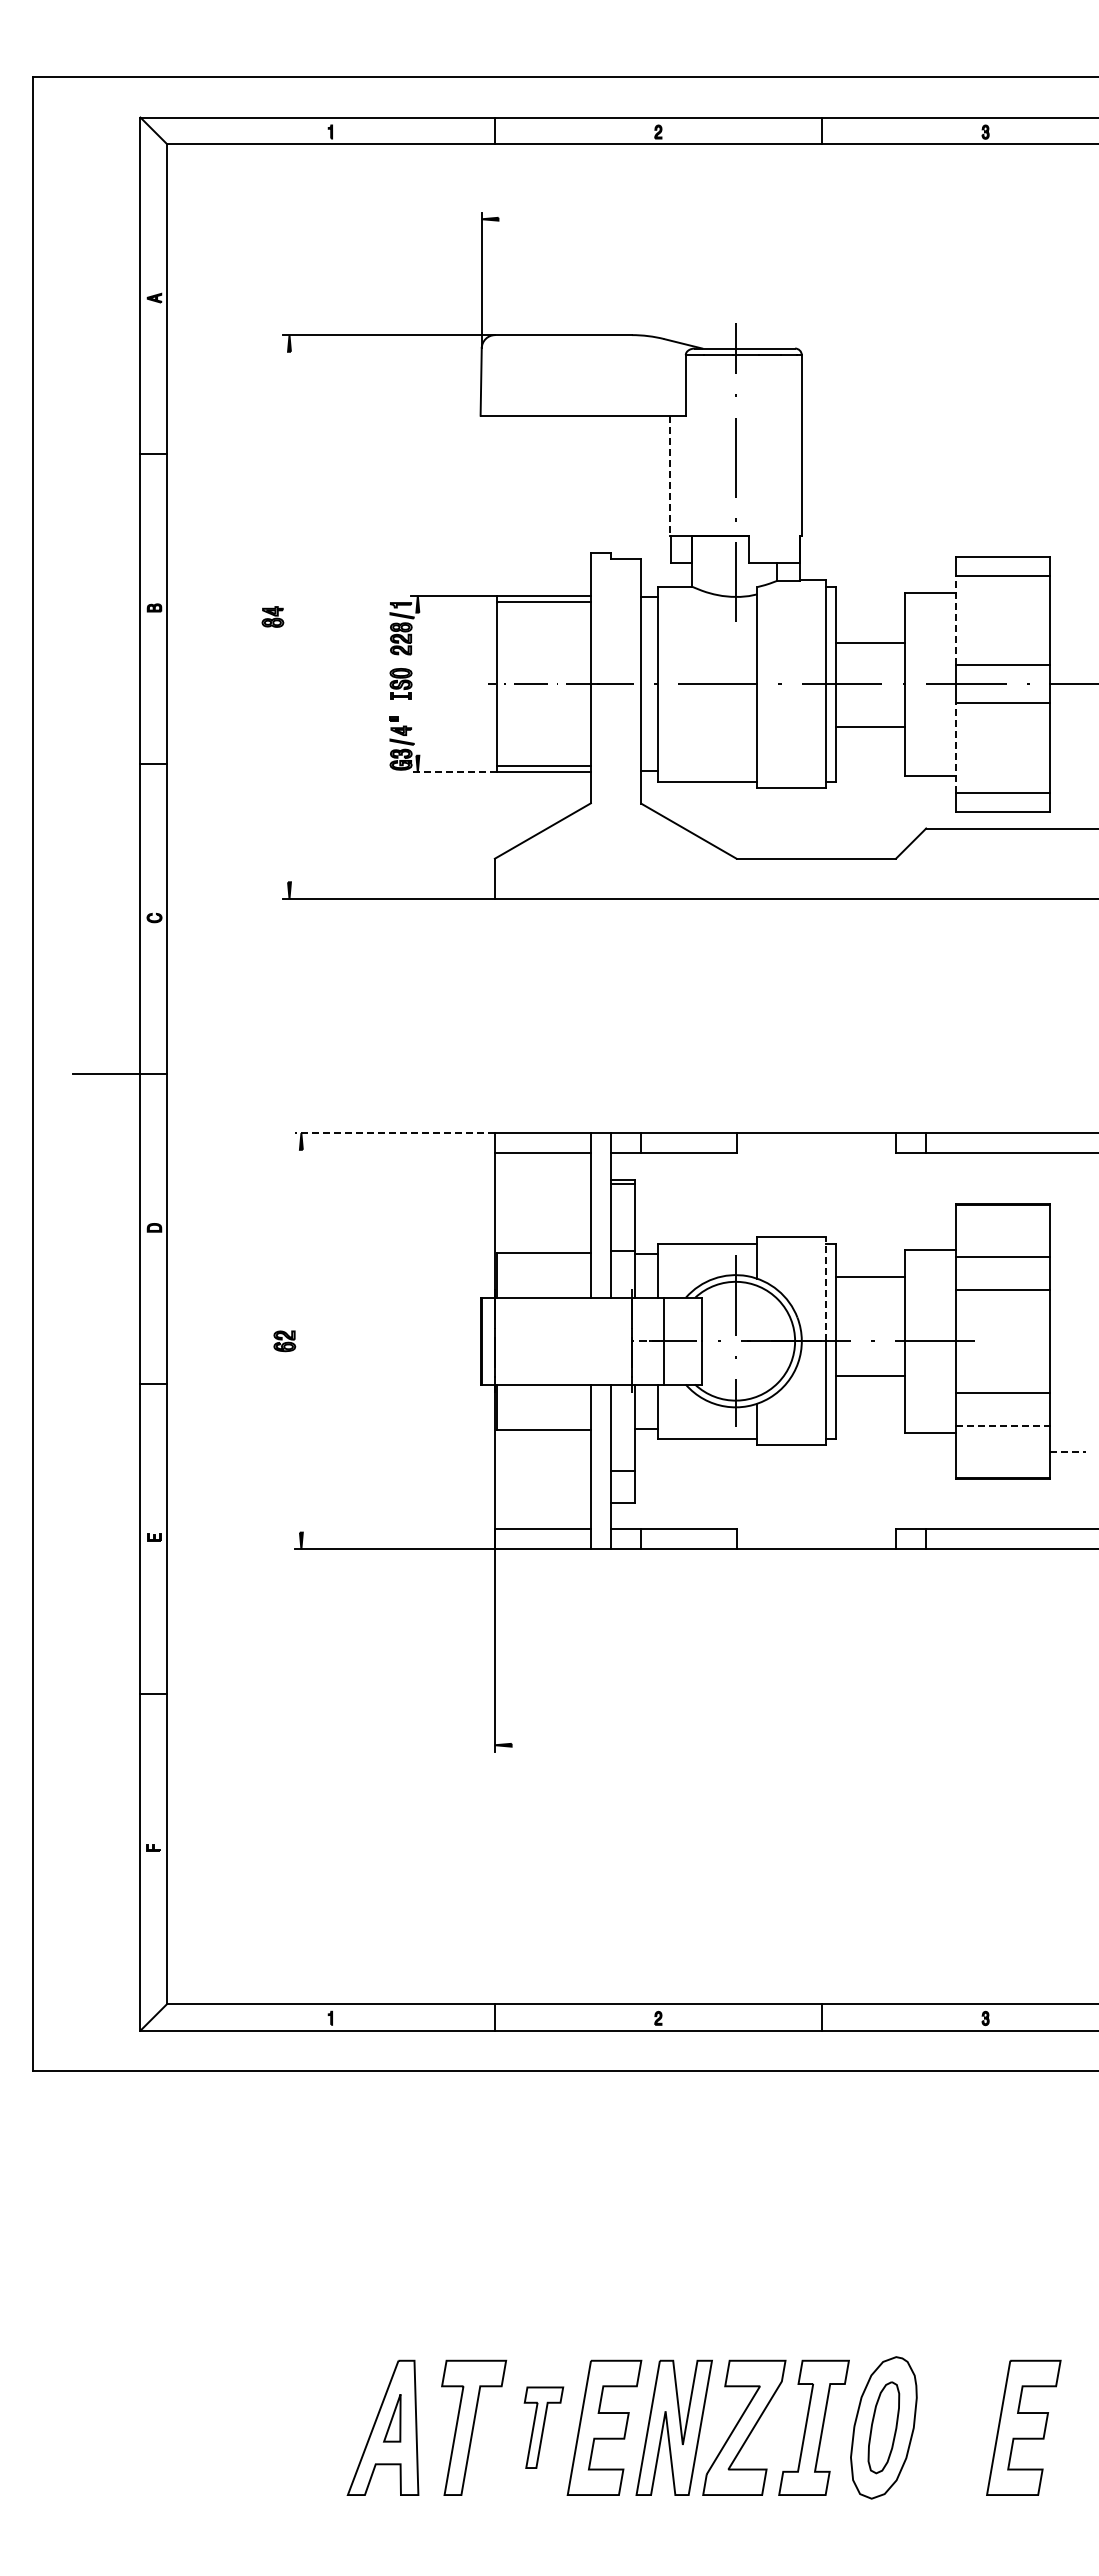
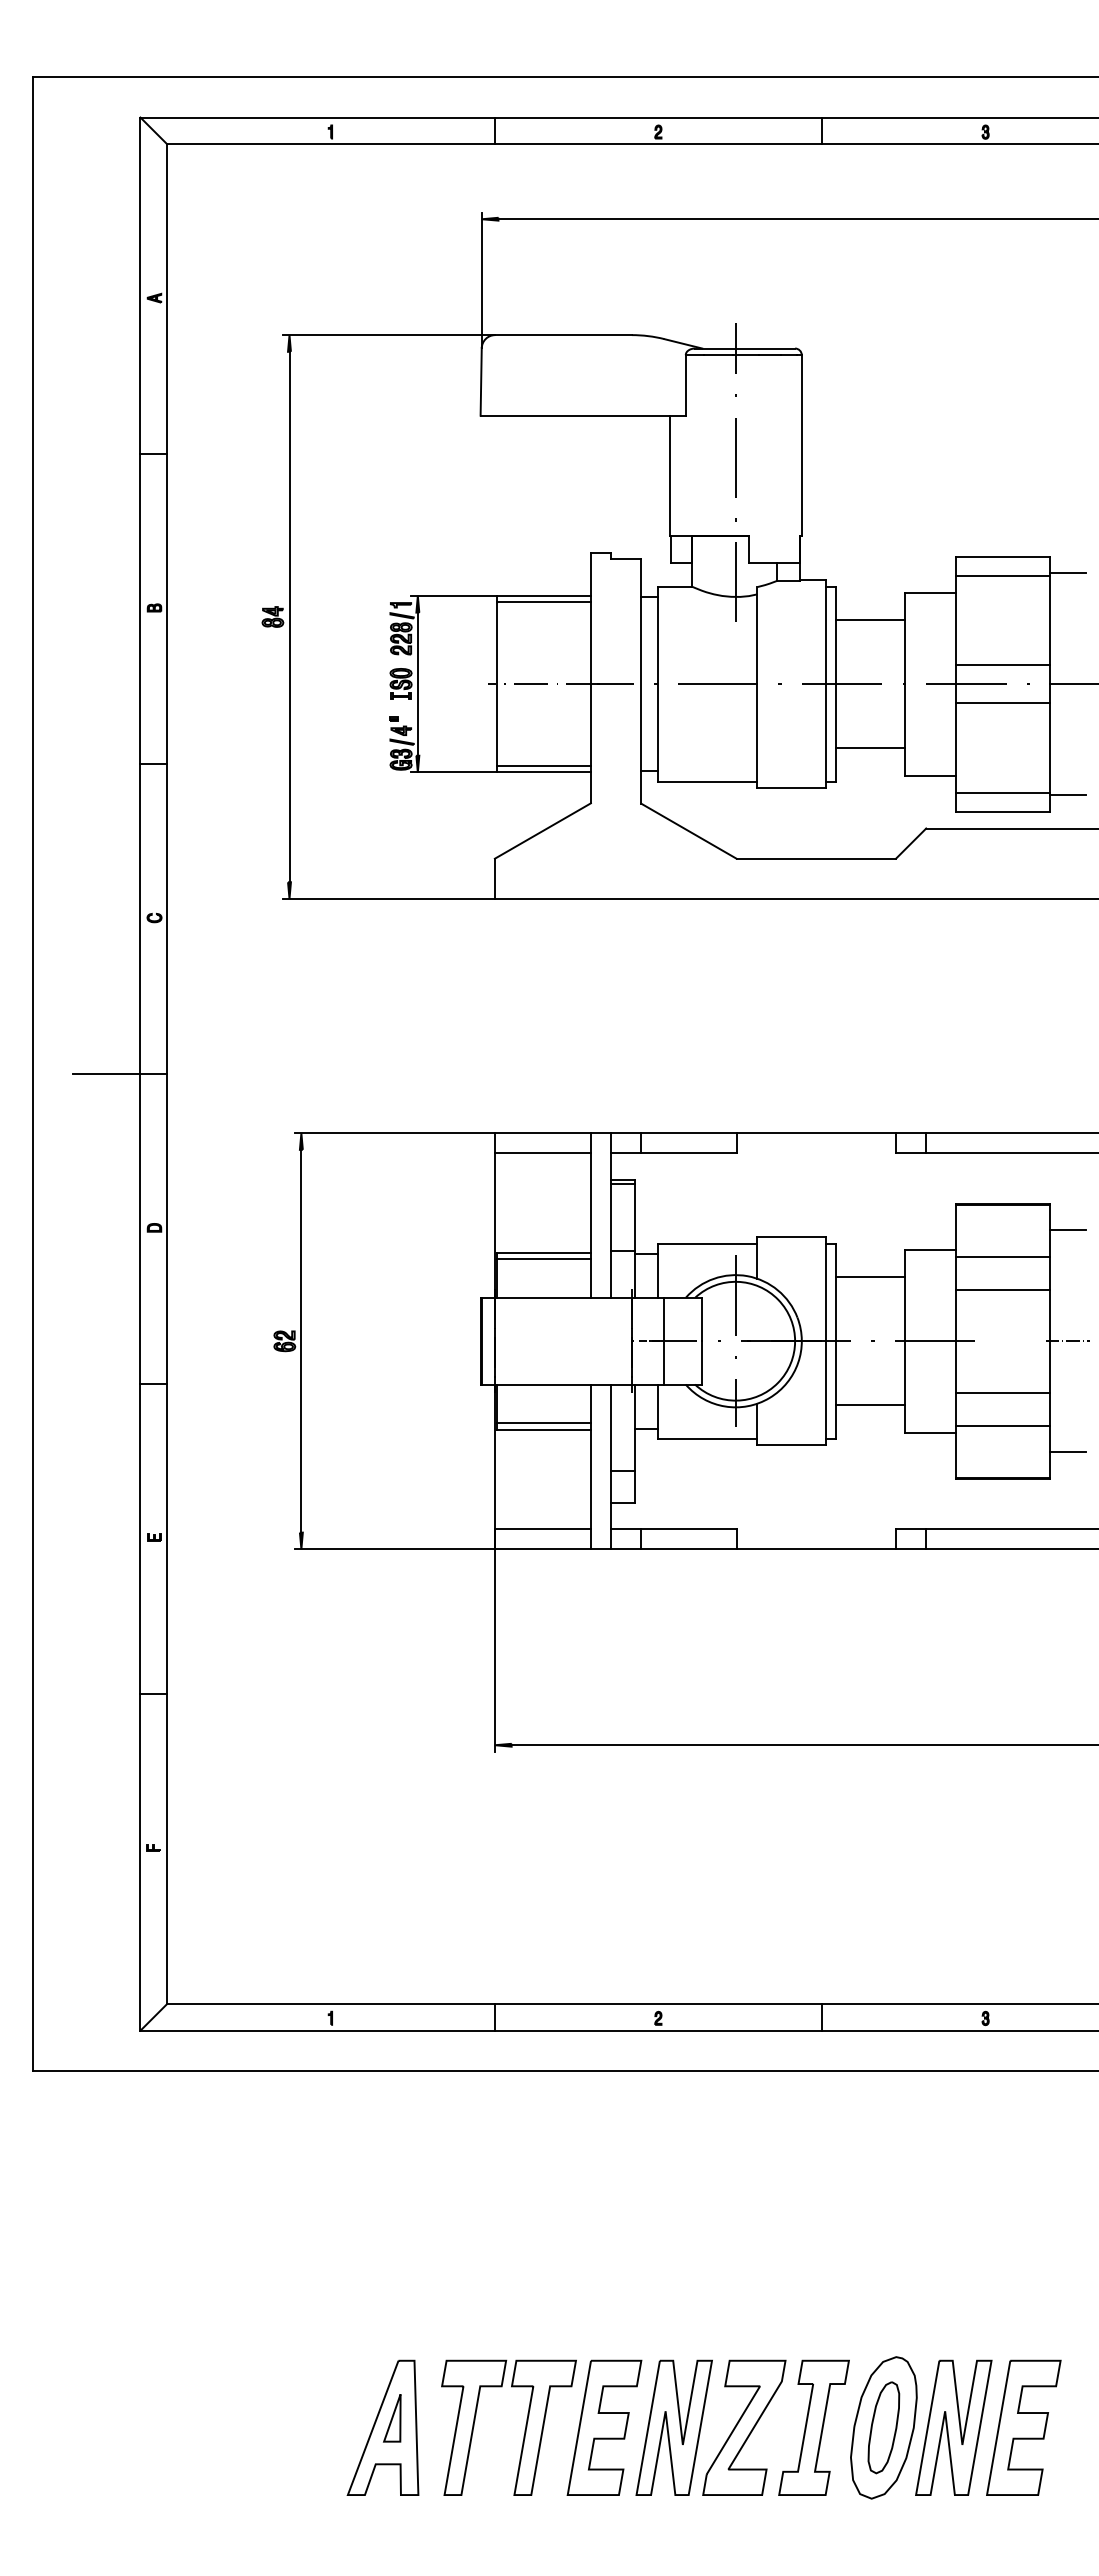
line: none -> present (796, 219)
line: dashed -> solid (669, 476)
line: none -> present (1067, 573)
line: none -> present (289, 616)
line: dashed -> solid (955, 620)
line position: (870, 643) -> (870, 620) (870, 620)
line: none -> present (417, 683)
line position: (870, 726) -> (870, 747) (870, 747)
line: dashed -> solid (955, 747)
line: dashed -> solid (454, 772)
line: none -> present (1067, 795)
line: dashed -> solid (394, 1133)
line: none -> present (1067, 1230)
line: none -> present (543, 1259)
line: dashed -> solid (825, 1288)
line: none -> present (301, 1340)
line: none -> present (1067, 1341)
line position: (870, 1376) -> (870, 1405) (870, 1405)
line: none -> present (543, 1423)
line: dashed -> solid (1002, 1425)
line: dashed -> solid (1068, 1452)
line: none -> present (803, 1745)
part size: 42x83 px -> 66x137 px (543, 2427)
part: none -> present (953, 2427)
